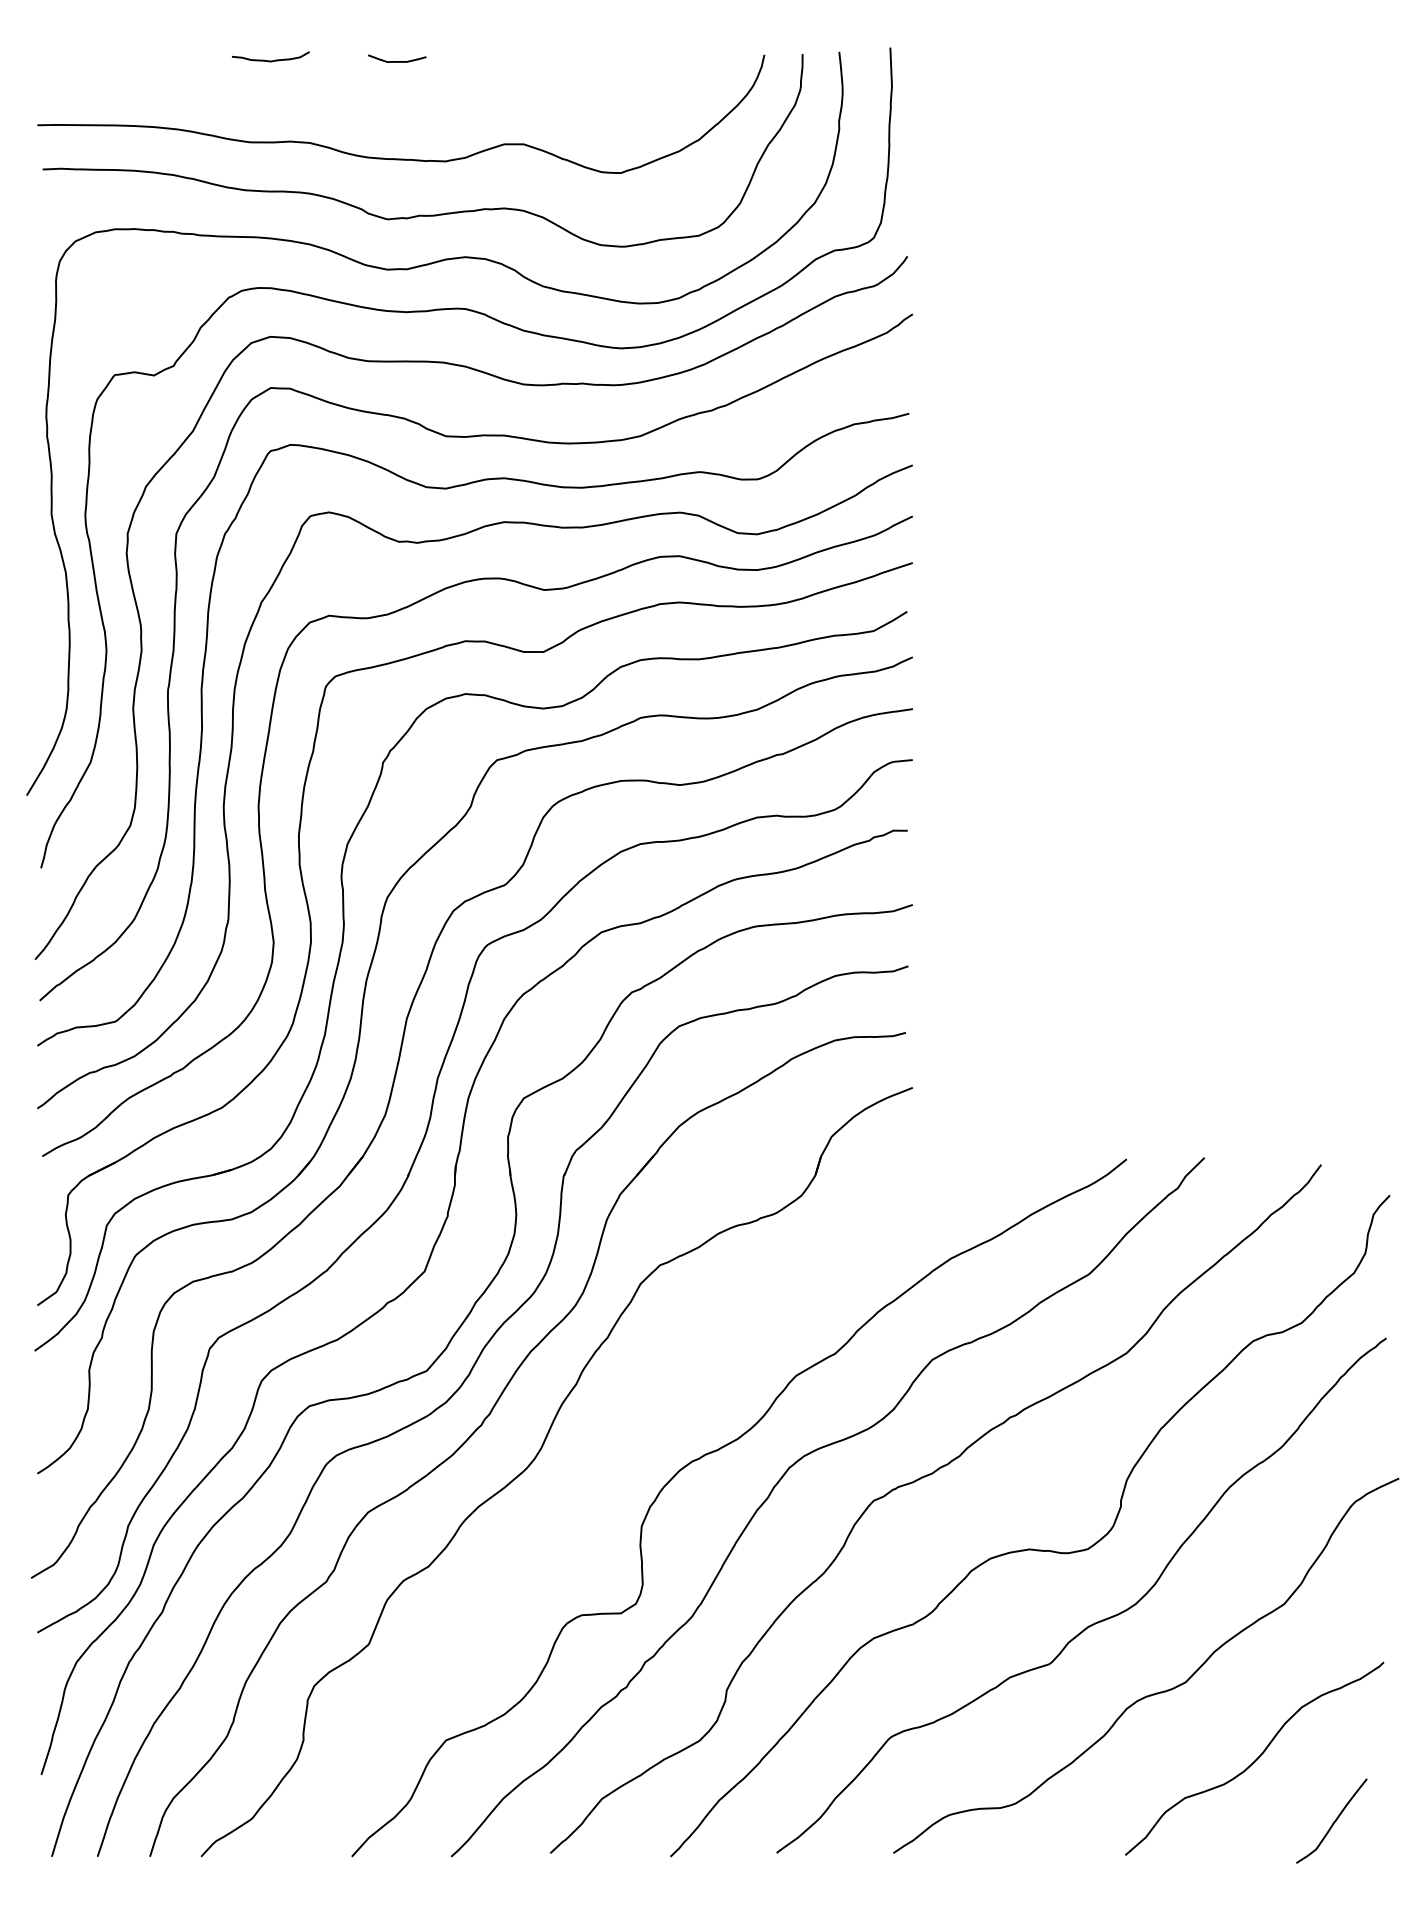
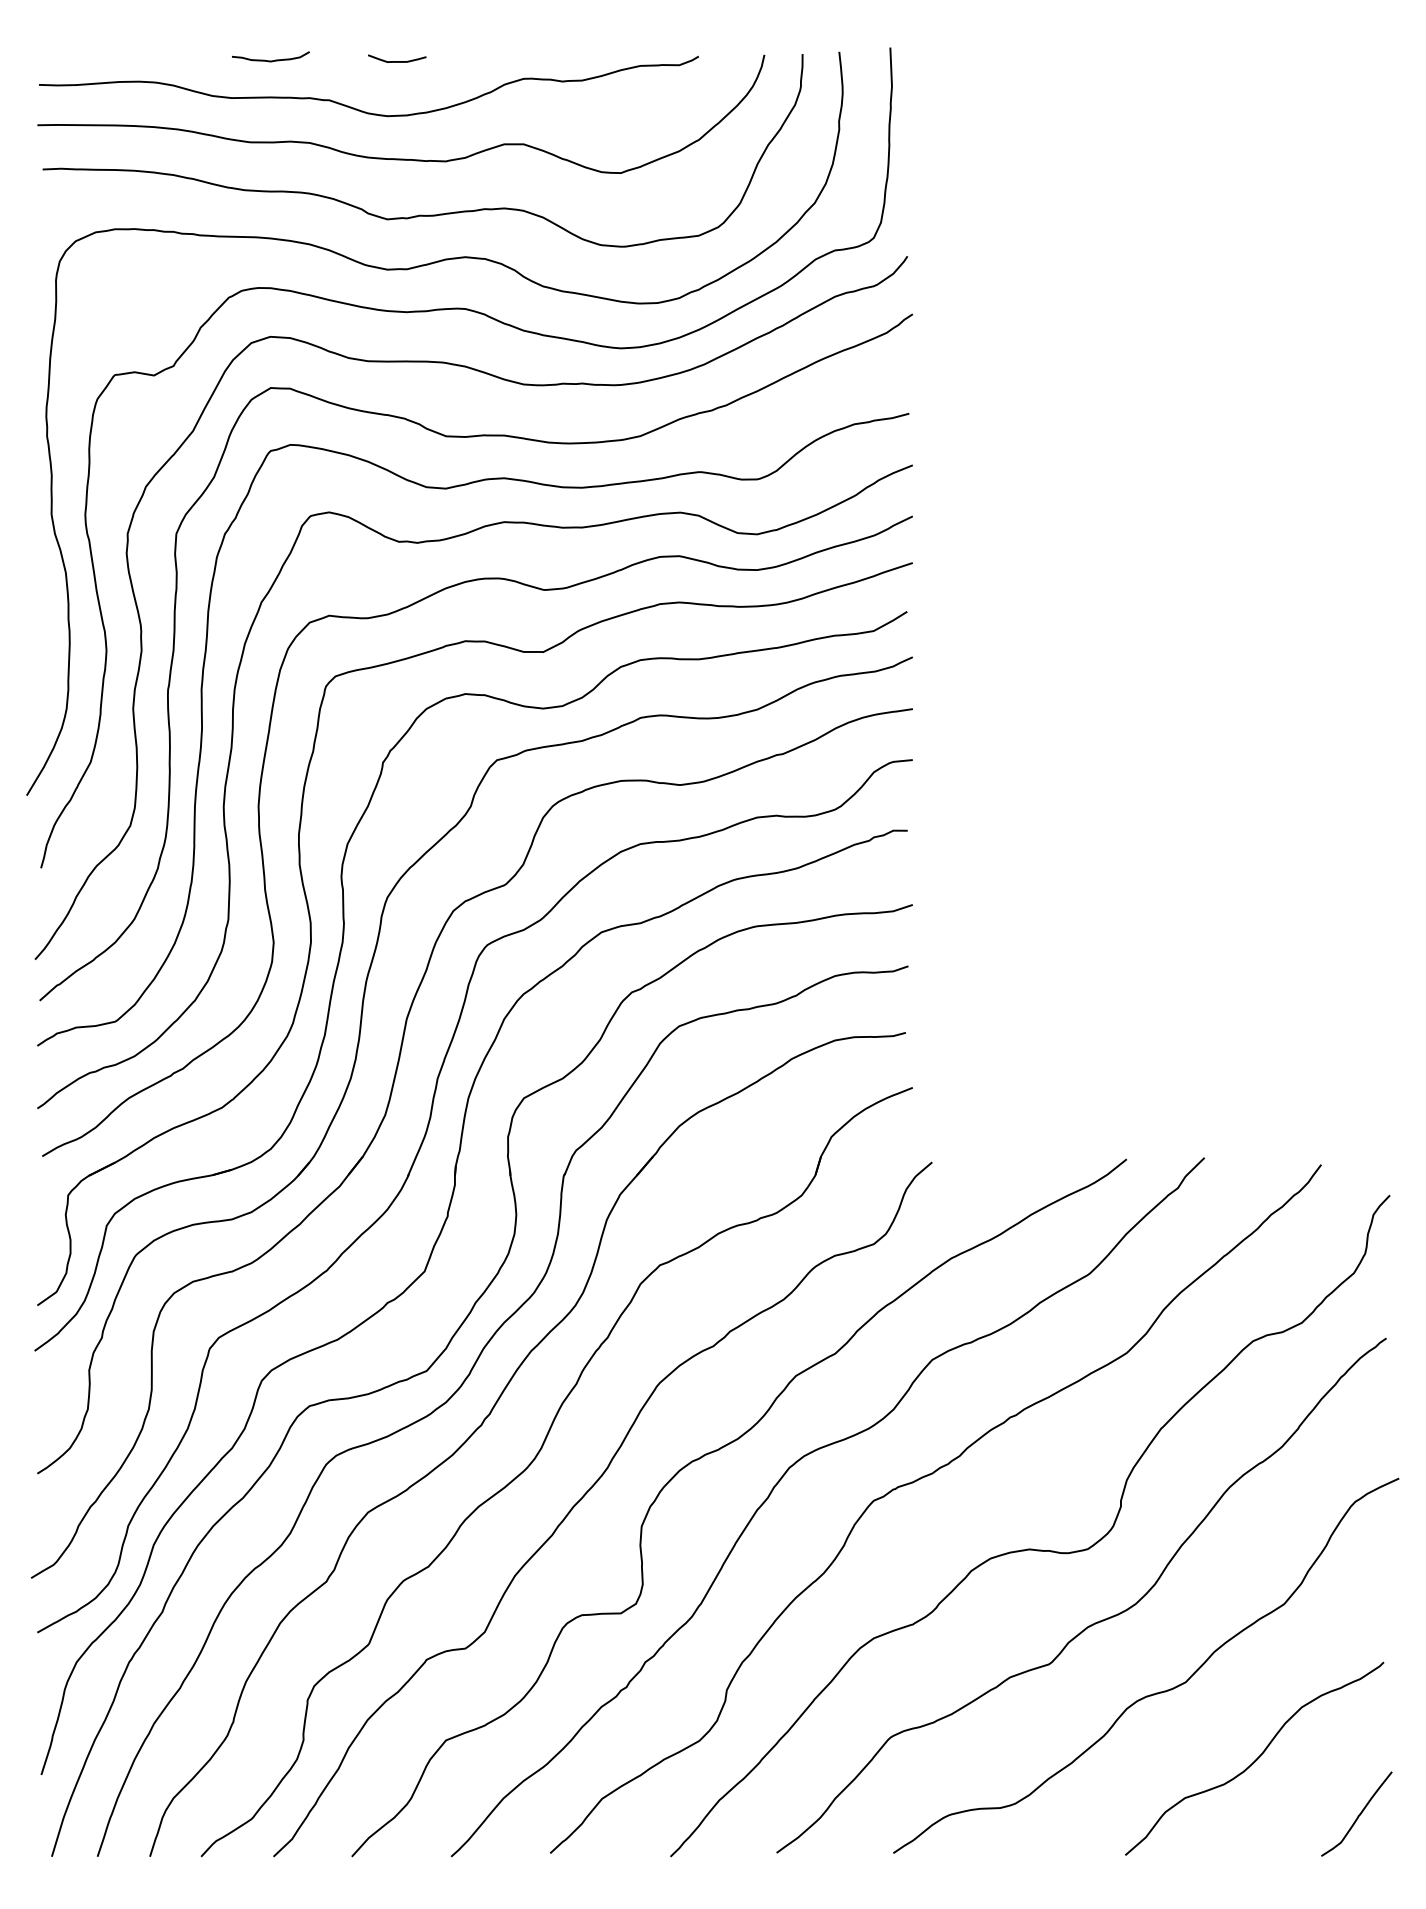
curve: none -> present (359, 109)
curve: none -> present (587, 1493)
curve position: (1333, 1821) -> (1358, 1814) (1358, 1814)
